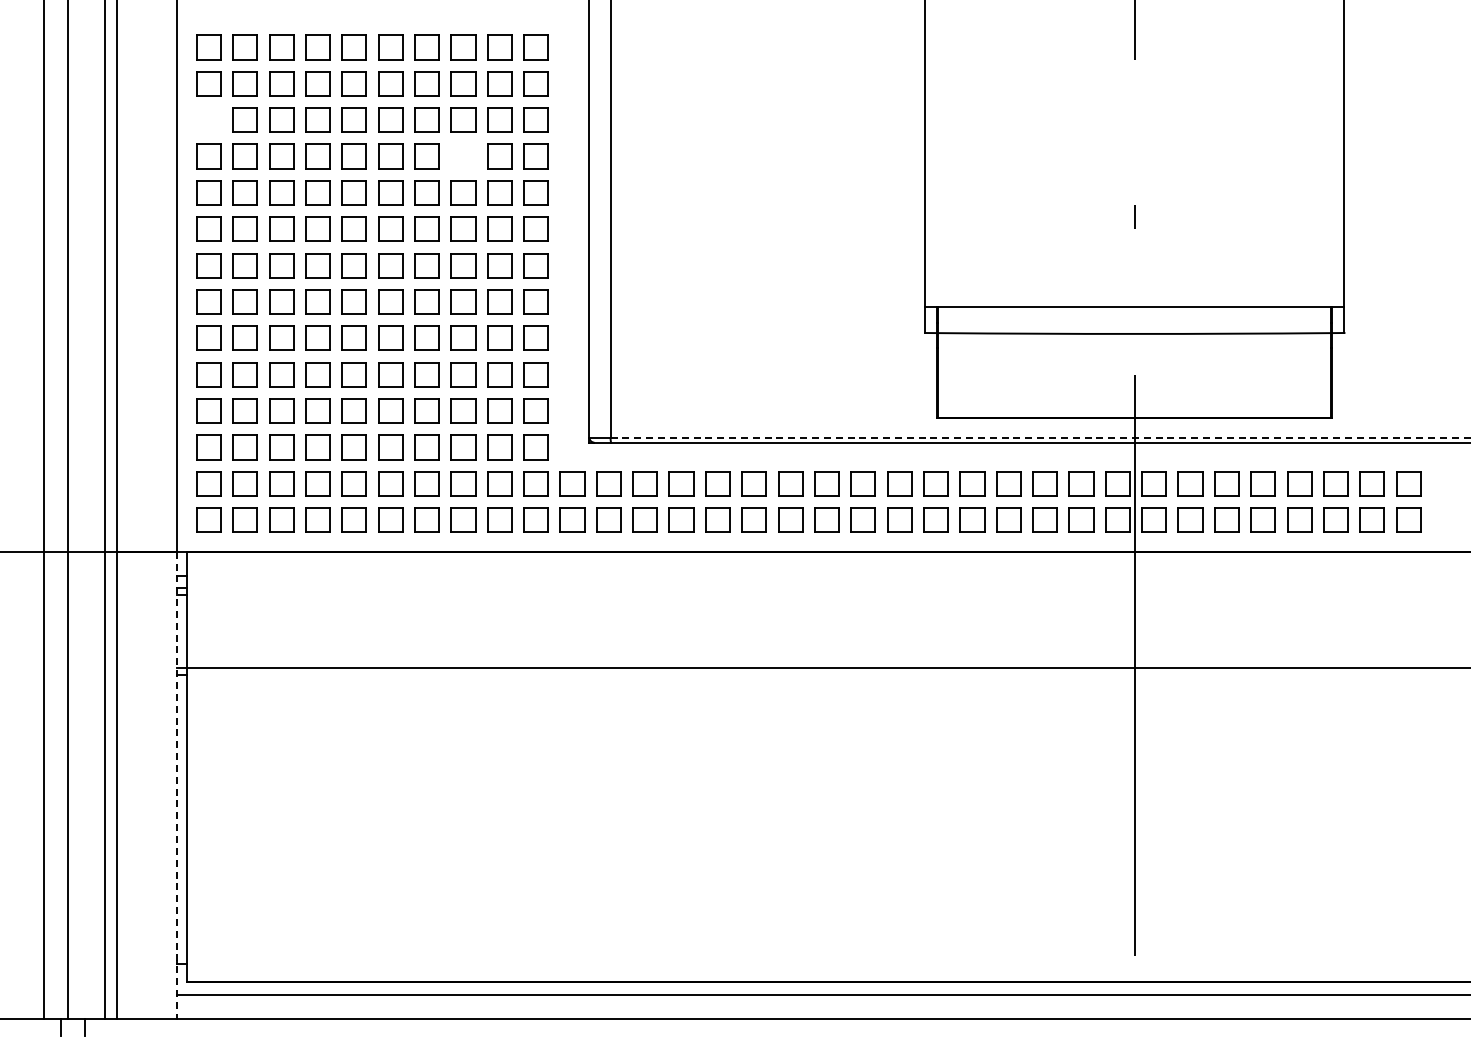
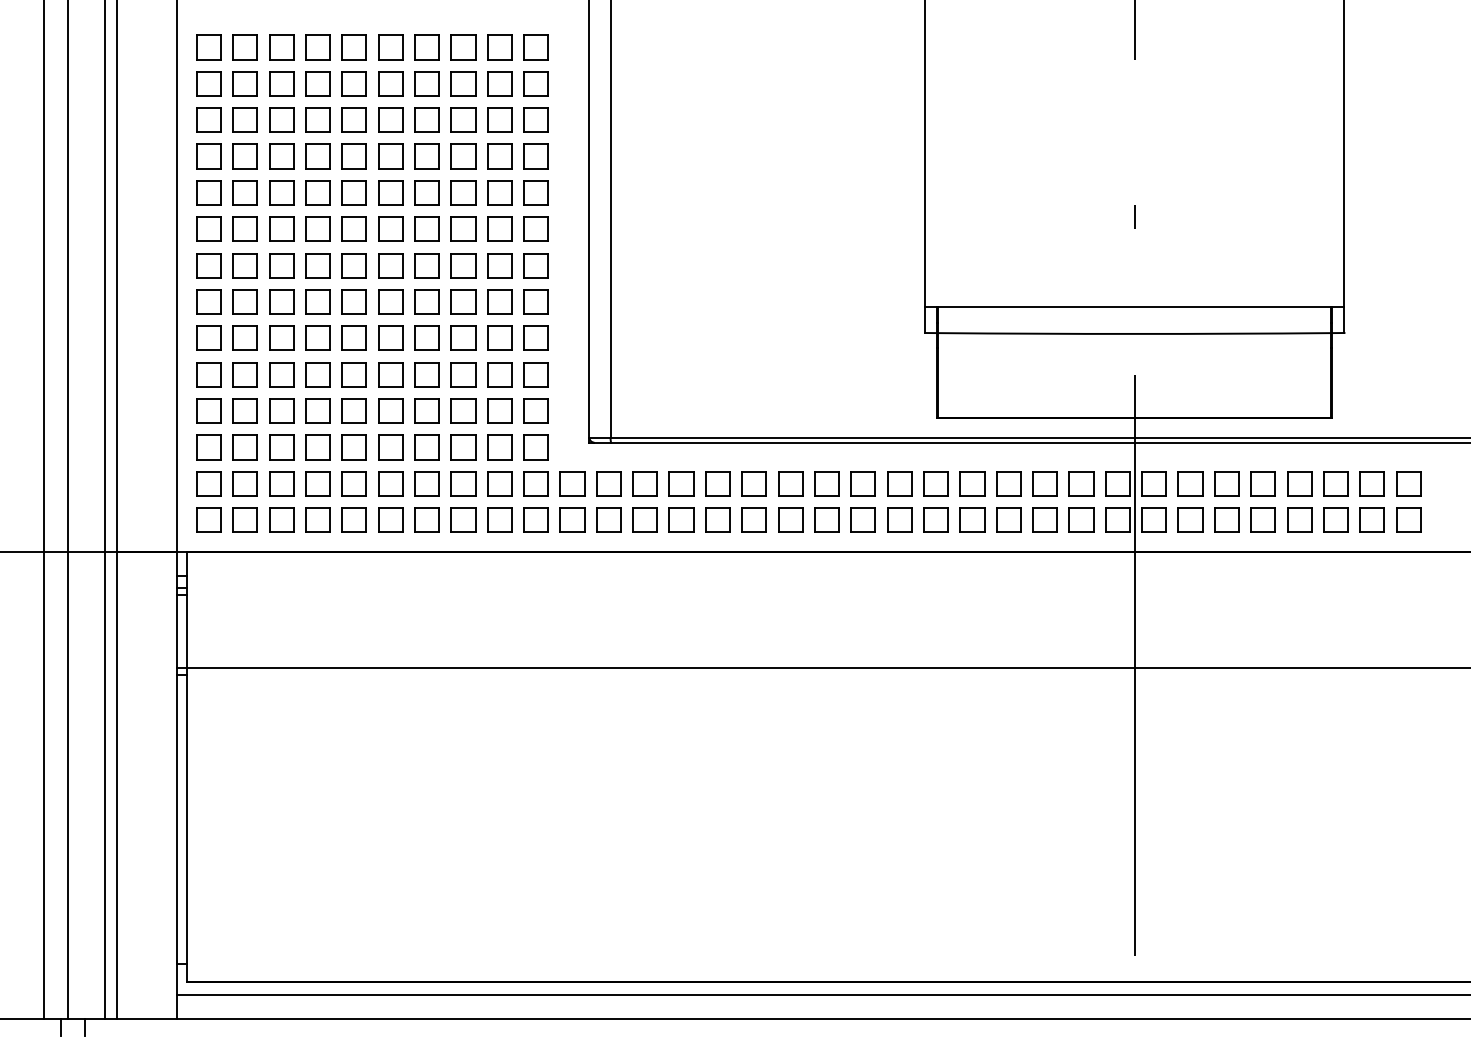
part: none -> present (208, 119)
part: none -> present (463, 156)
line: dashed -> solid (1040, 437)
line: dashed -> solid (177, 785)
